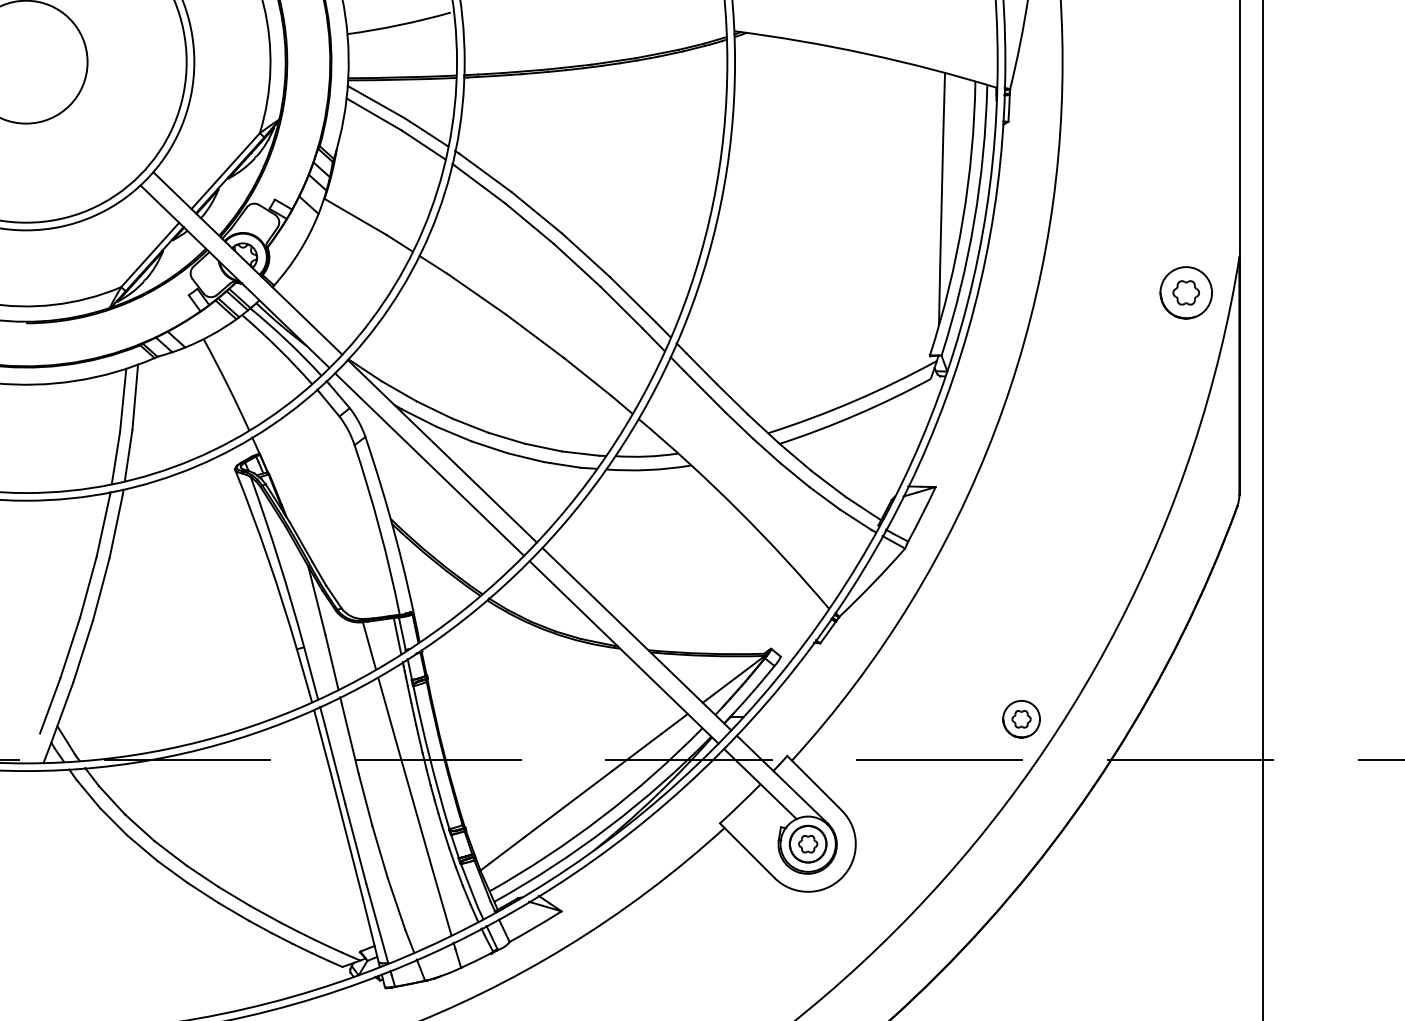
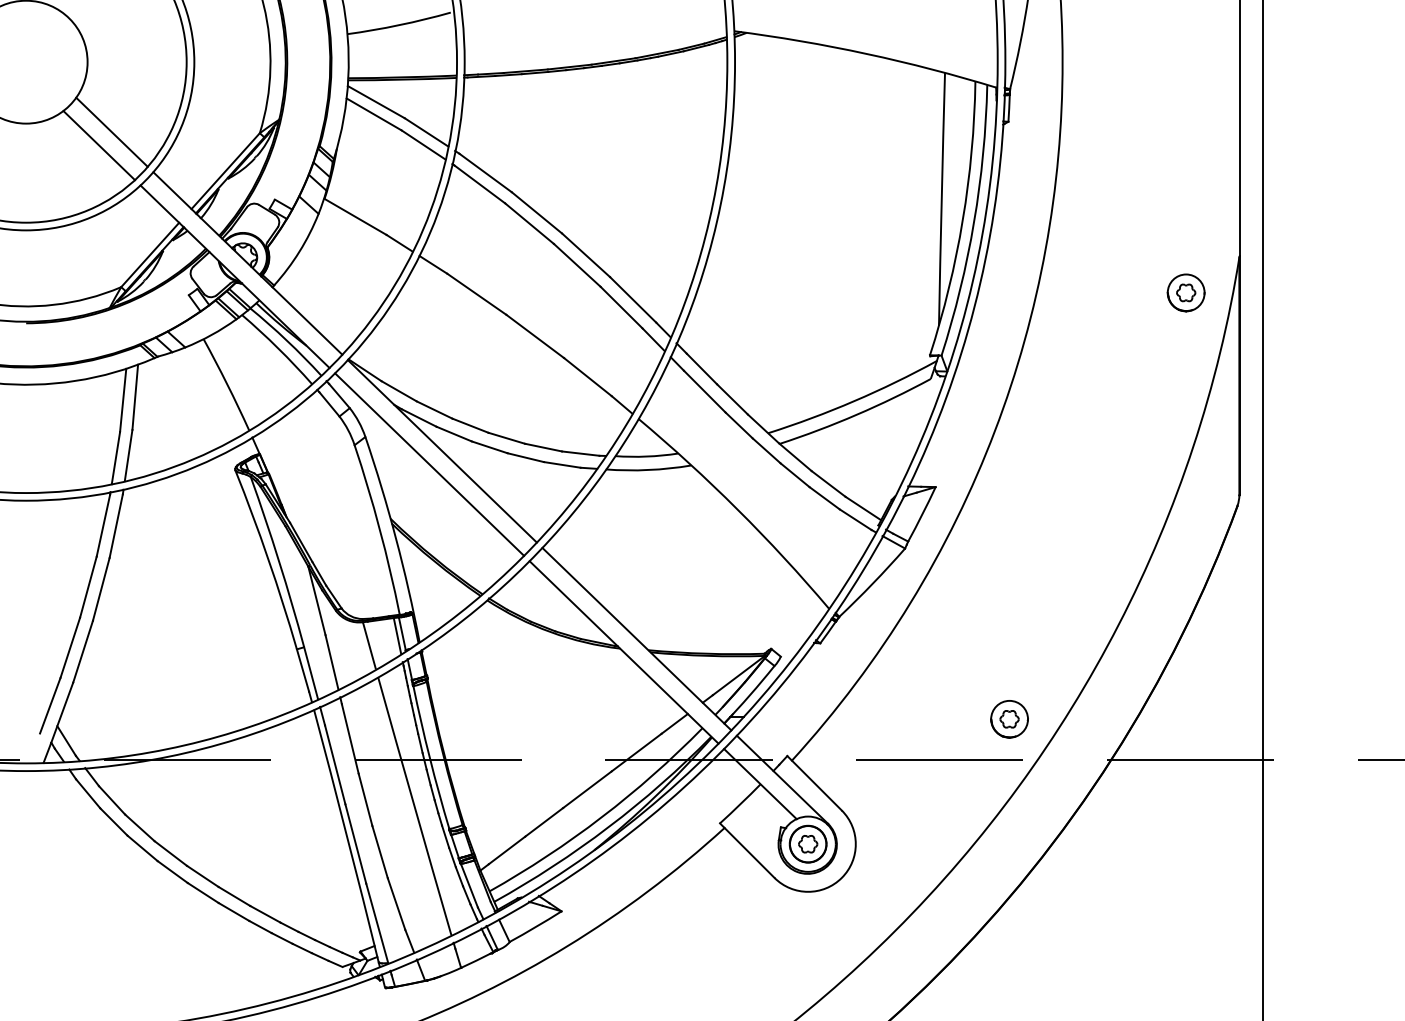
line: none -> present (111, 131)
line: none -> present (99, 145)
part size: 55x54 px -> 40x40 px (1185, 292)
part position: (1021, 719) -> (1009, 719) (1009, 719)
